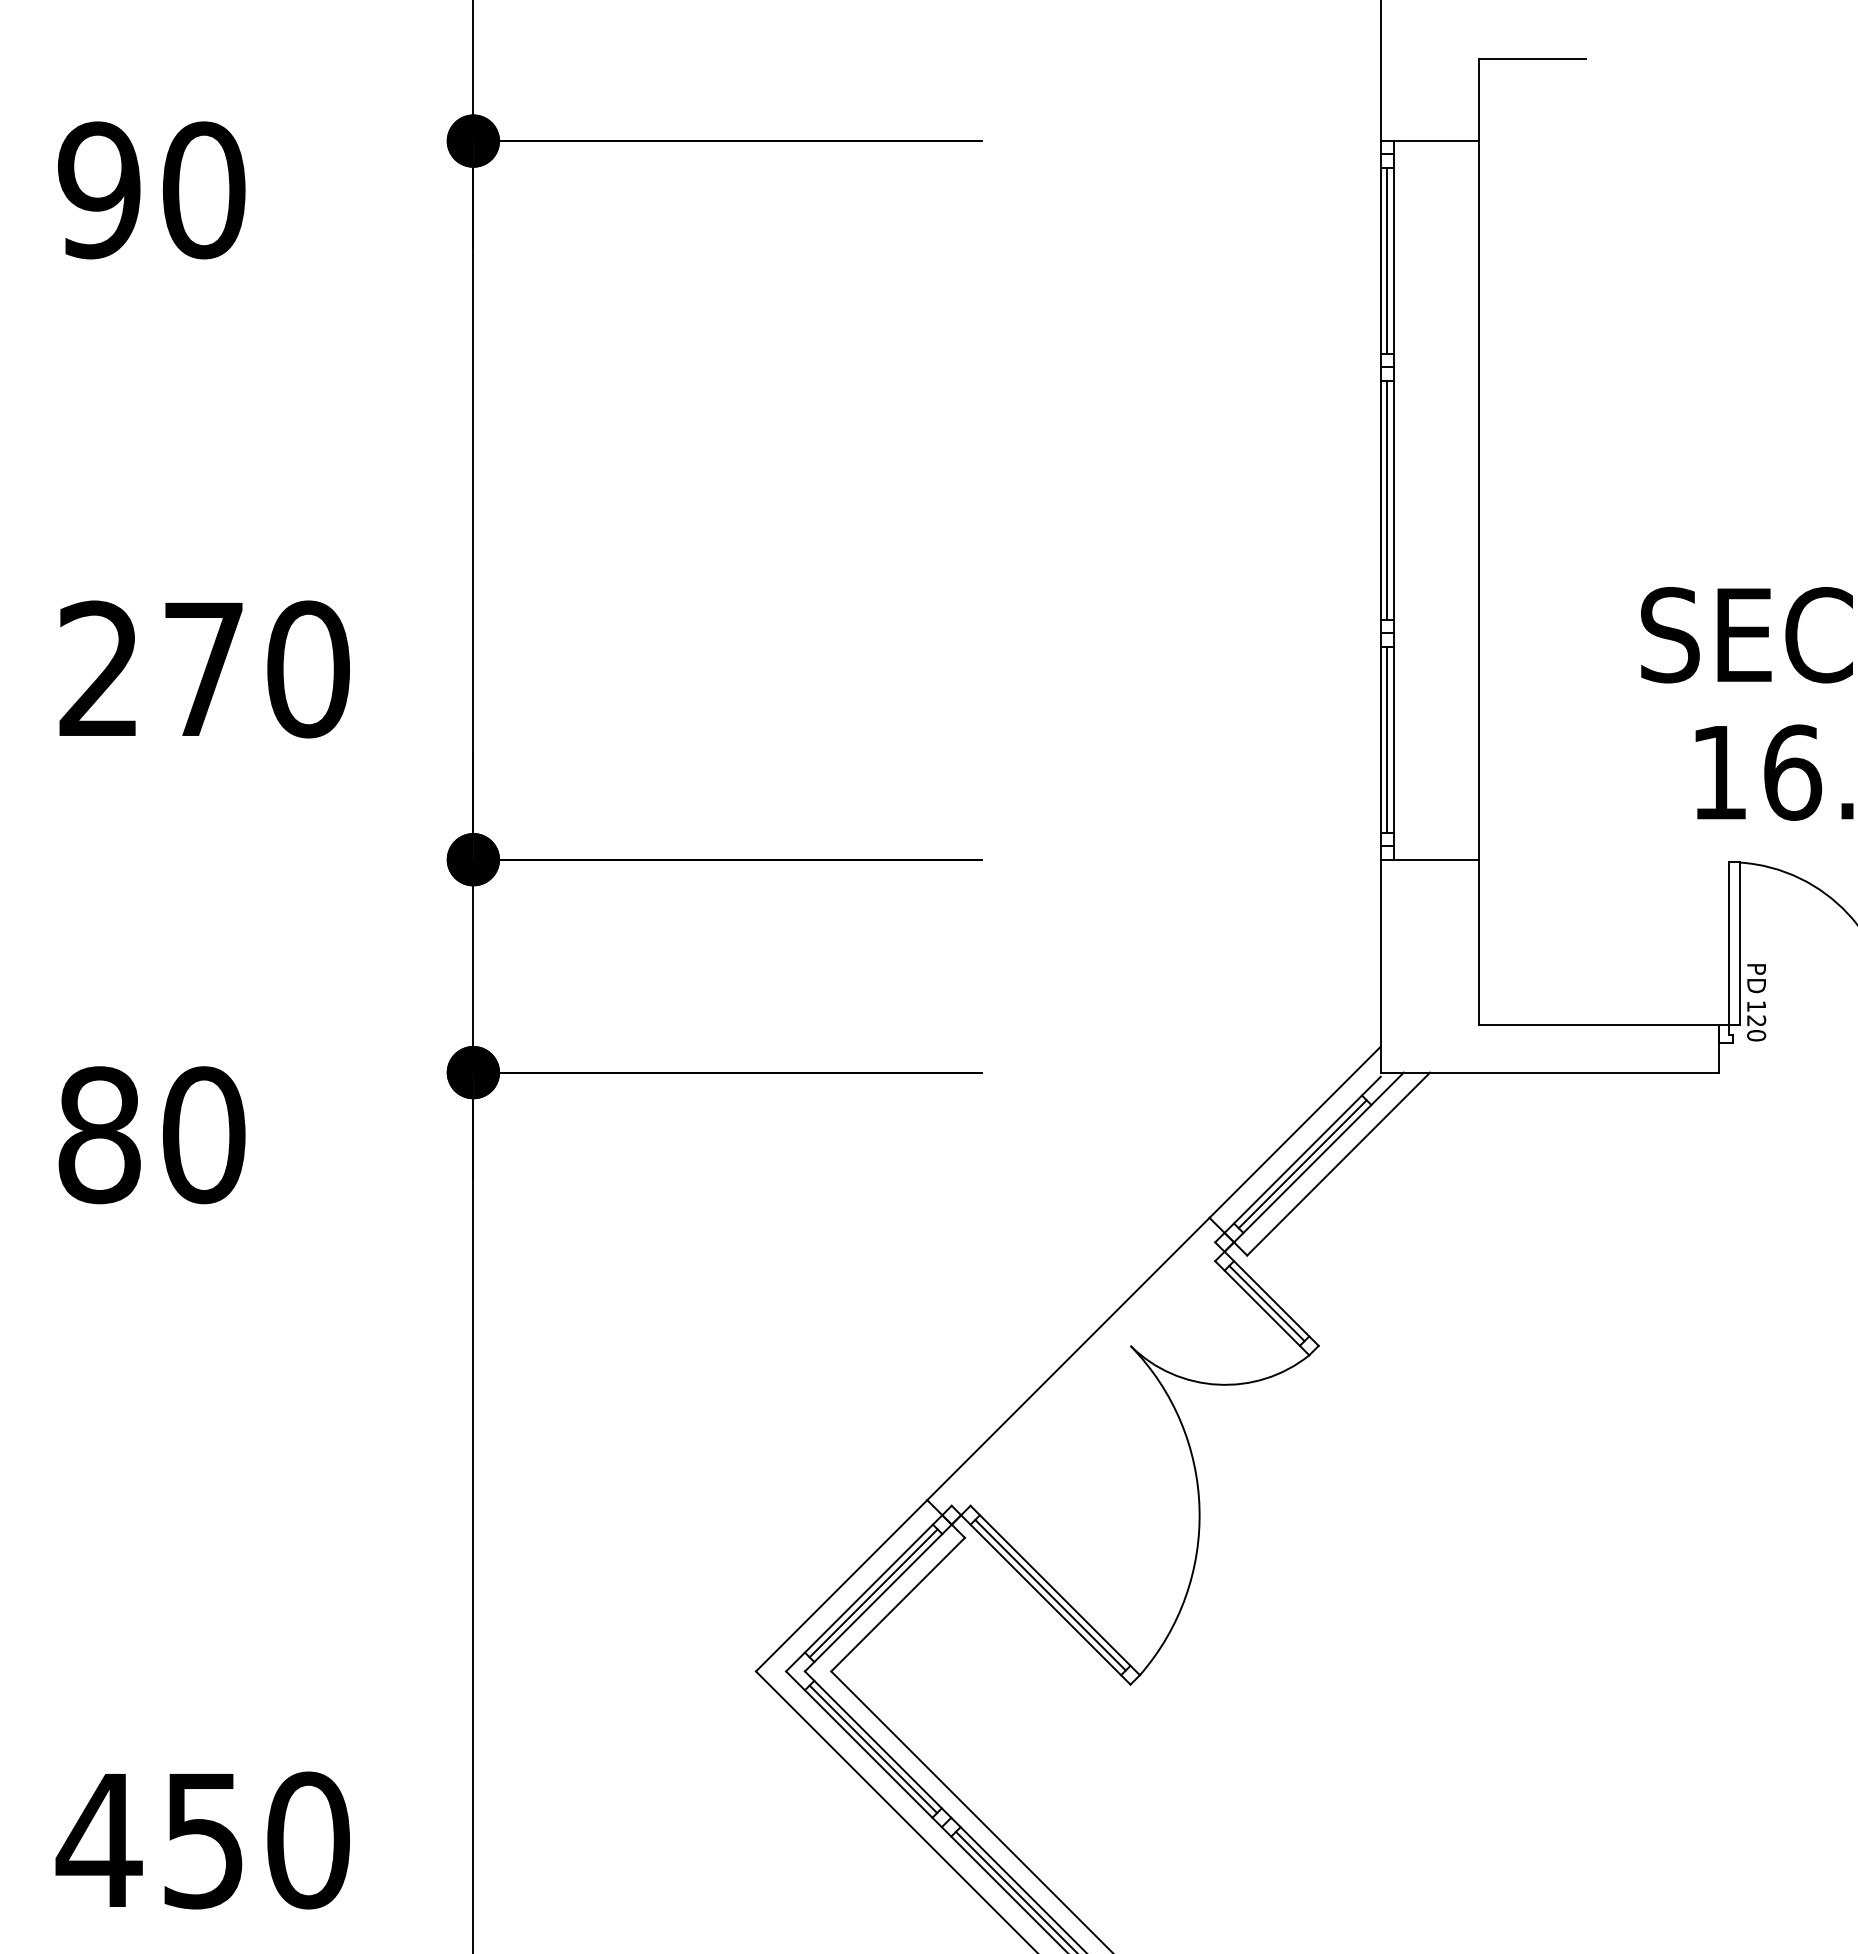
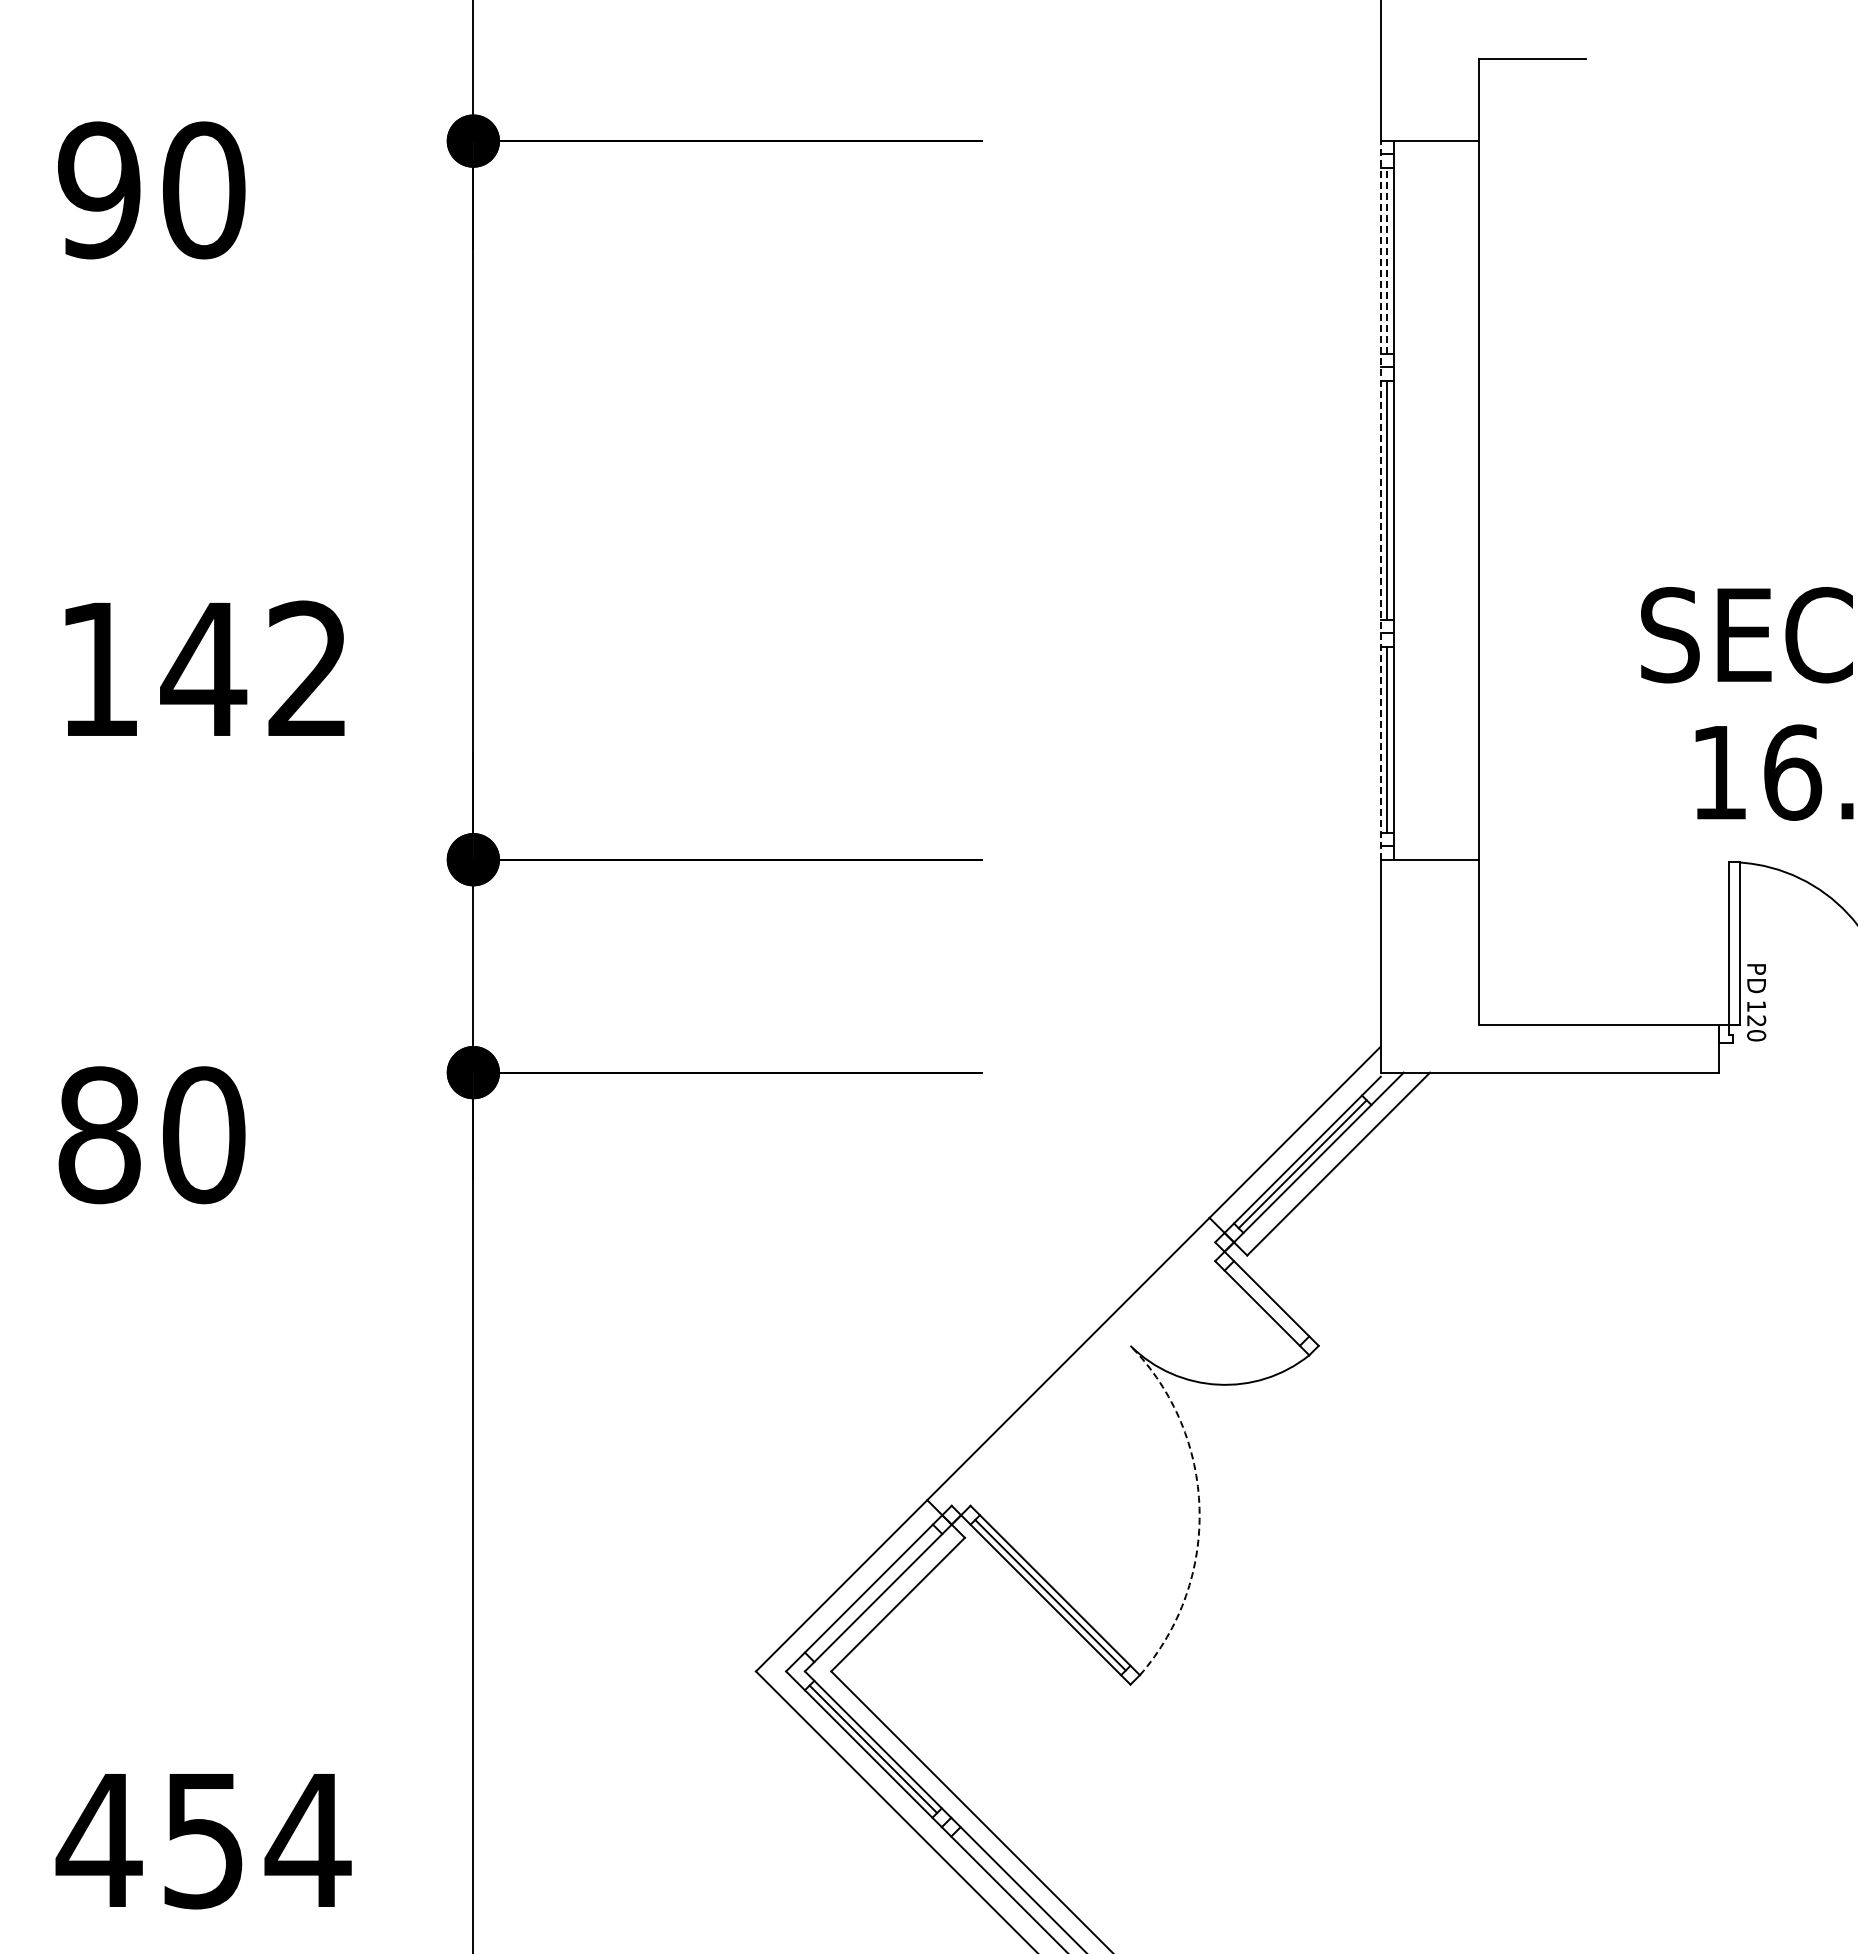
line: solid -> dashed (1387, 260)
line: solid -> dashed (1380, 499)
text: 270 -> 142 (204, 669)
line: present -> none (1266, 1303)
arc: solid -> dashed (1199, 1508)
line: present -> none (873, 1593)
text: 450 -> 454 (307, 1840)
line: present -> none (1014, 1890)
